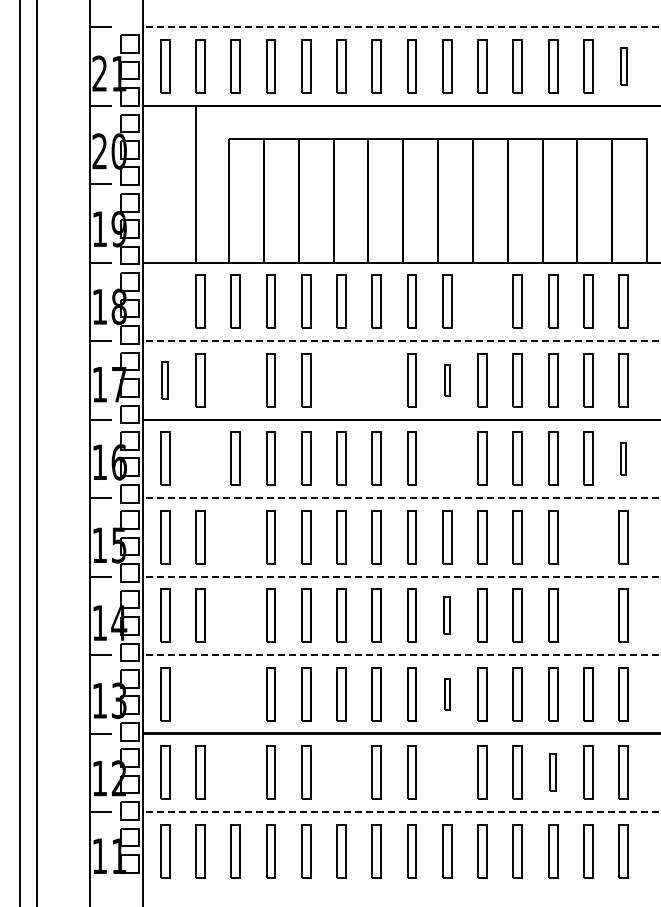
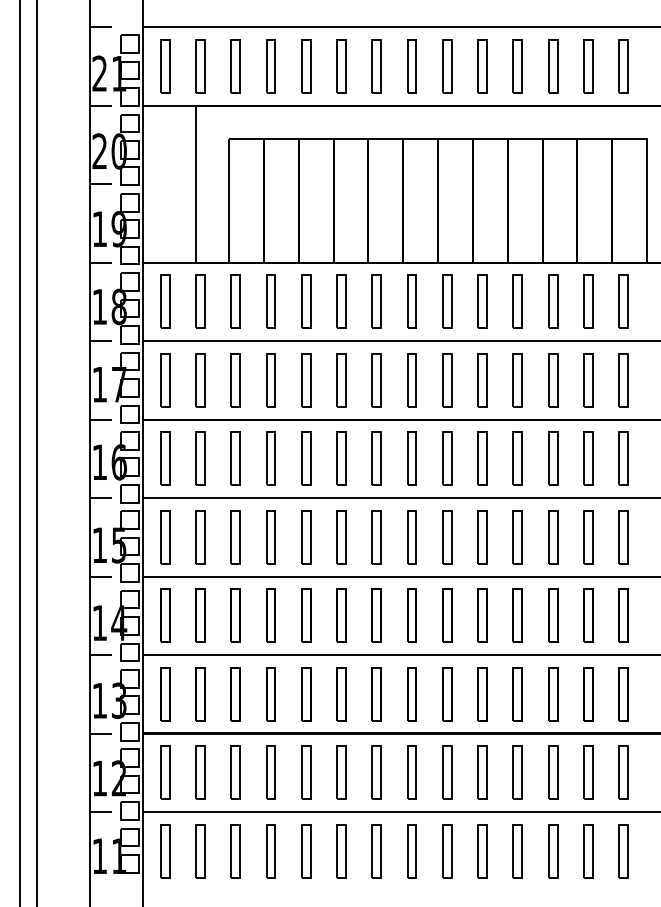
line: dashed -> solid (401, 27)
part size: 8x39 px -> 11x55 px (623, 66)
part: none -> present (165, 301)
part: none -> present (482, 301)
line: dashed -> solid (401, 341)
part size: 8x39 px -> 11x55 px (165, 380)
part: none -> present (235, 380)
part: none -> present (341, 380)
part: none -> present (376, 380)
part size: 7x33 px -> 11x55 px (447, 380)
part: none -> present (200, 458)
part: none -> present (447, 458)
part size: 7x34 px -> 11x55 px (623, 458)
line: dashed -> solid (401, 498)
part: none -> present (235, 537)
part: none -> present (588, 537)
line: dashed -> solid (401, 576)
part: none -> present (235, 615)
part size: 8x39 px -> 11x55 px (447, 615)
part: none -> present (588, 615)
line: dashed -> solid (401, 654)
part: none -> present (200, 694)
part: none -> present (235, 694)
part size: 7x33 px -> 11x55 px (447, 694)
part: none -> present (235, 772)
part: none -> present (341, 772)
part: none -> present (447, 772)
part size: 8x39 px -> 11x55 px (553, 772)
line: dashed -> solid (401, 812)
